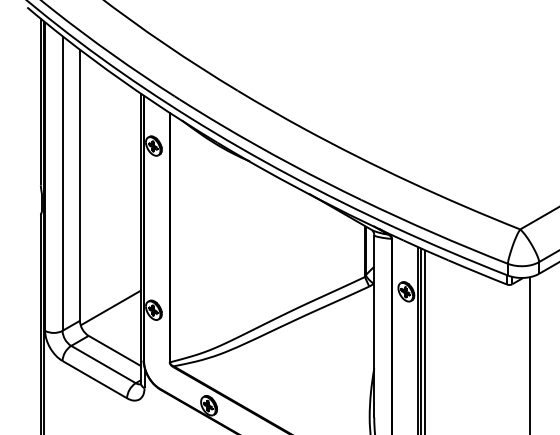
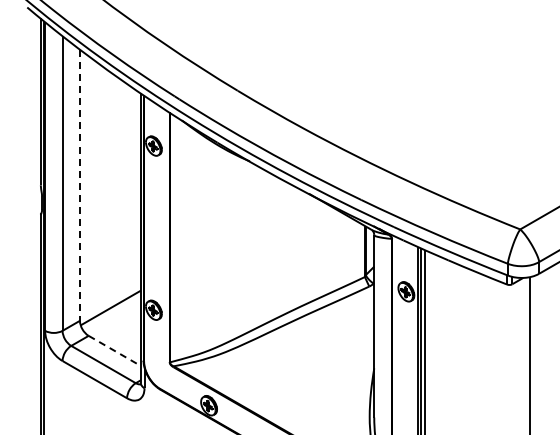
line: solid -> dashed (79, 185)
line: solid -> dashed (115, 351)
